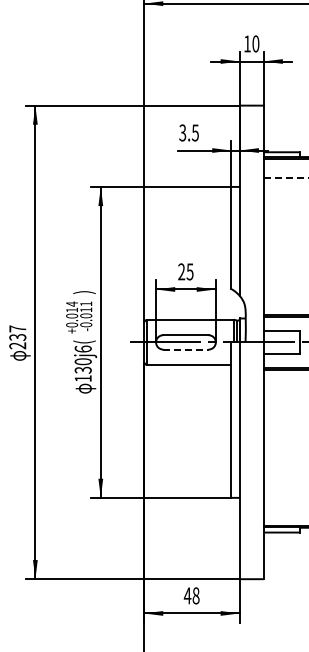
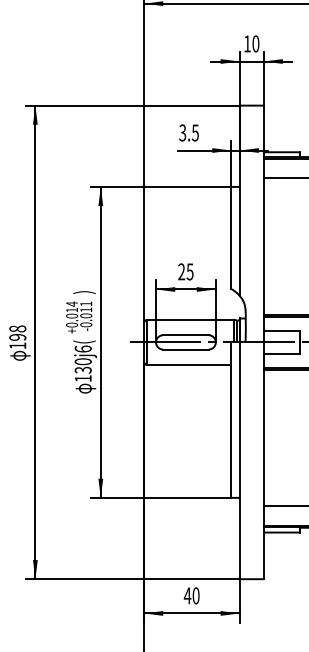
line: dashed -> solid (286, 178)
text: 237 -> 198 (17, 337)
line: dashed -> solid (185, 349)
line: none -> present (284, 506)
text: 48 -> 40 (195, 595)
